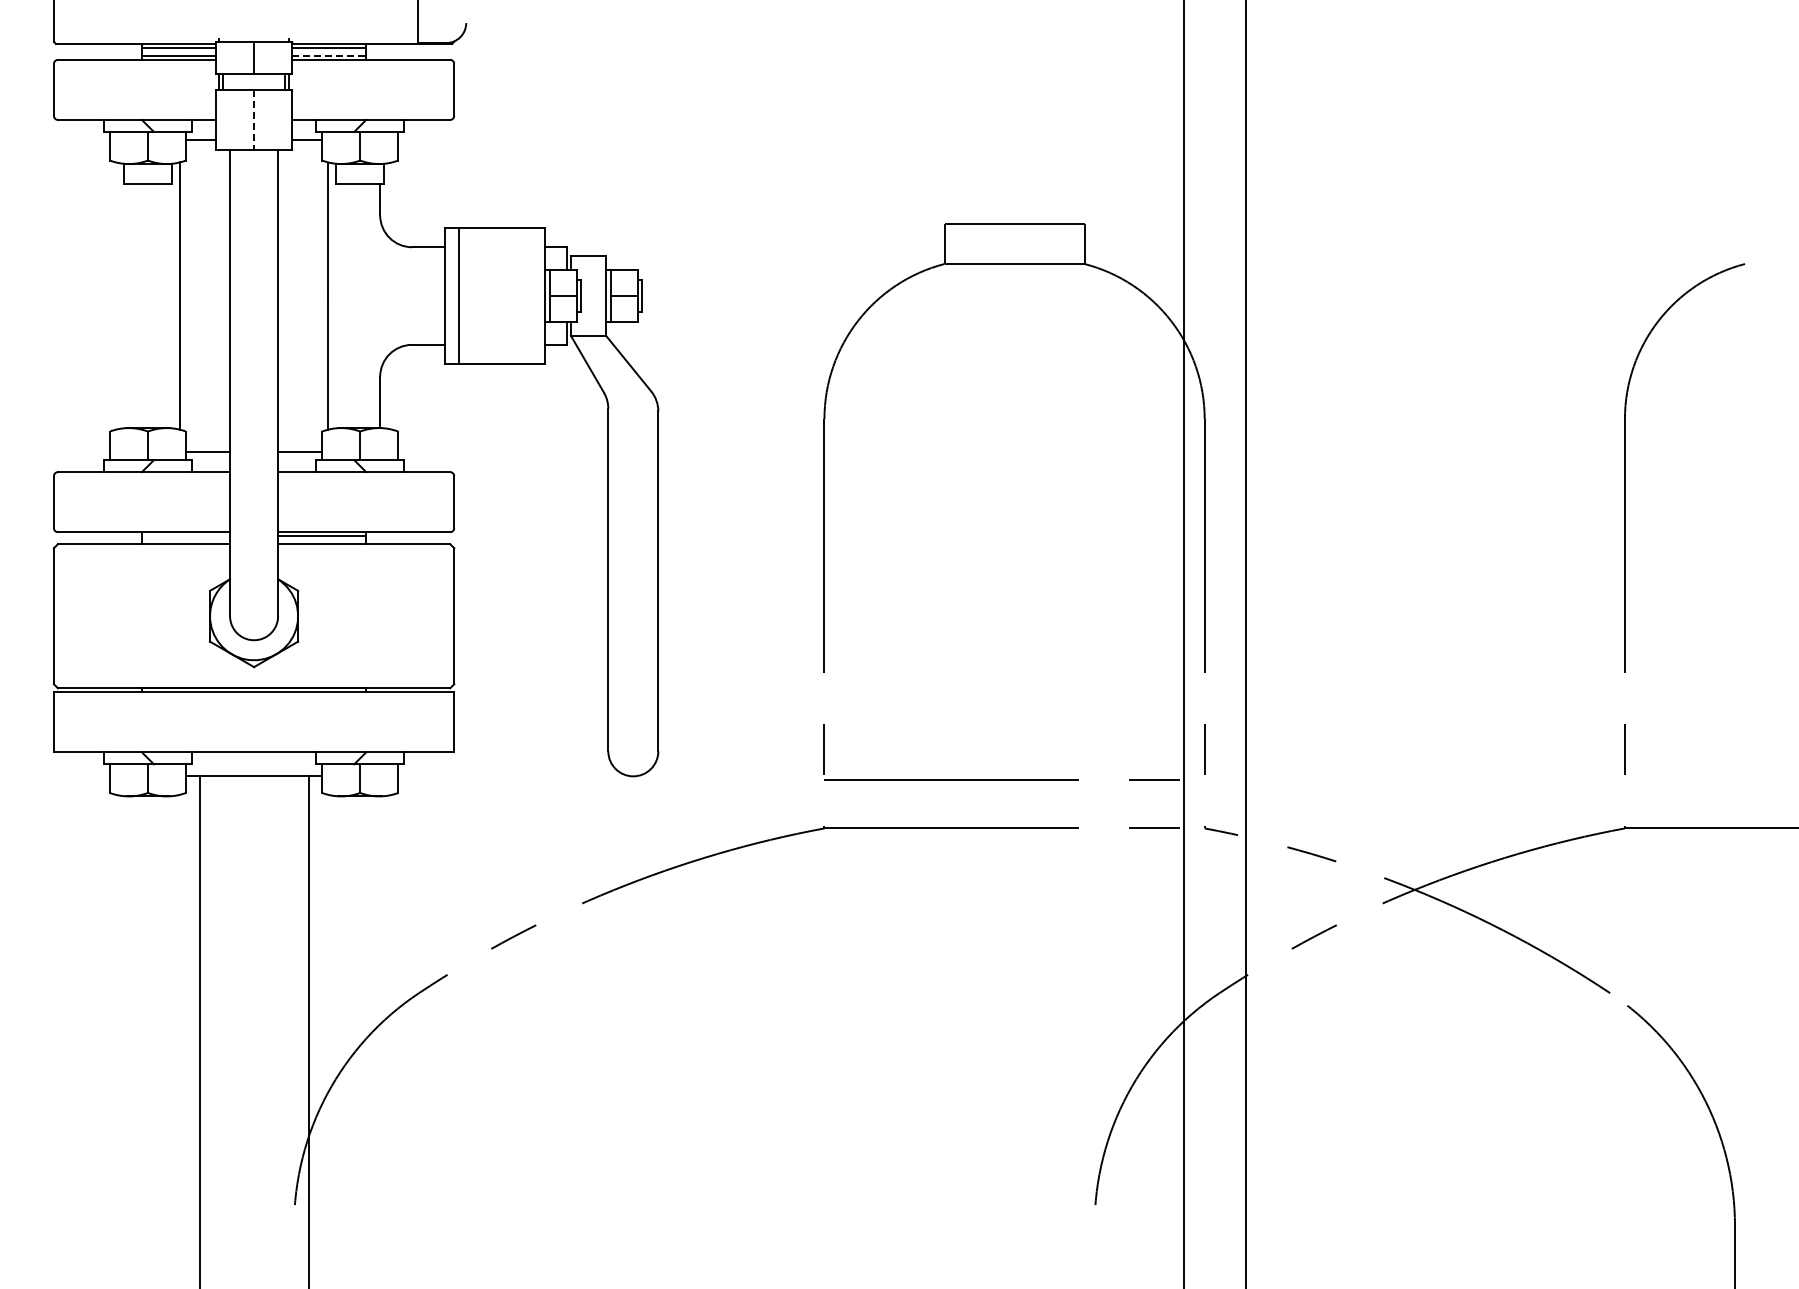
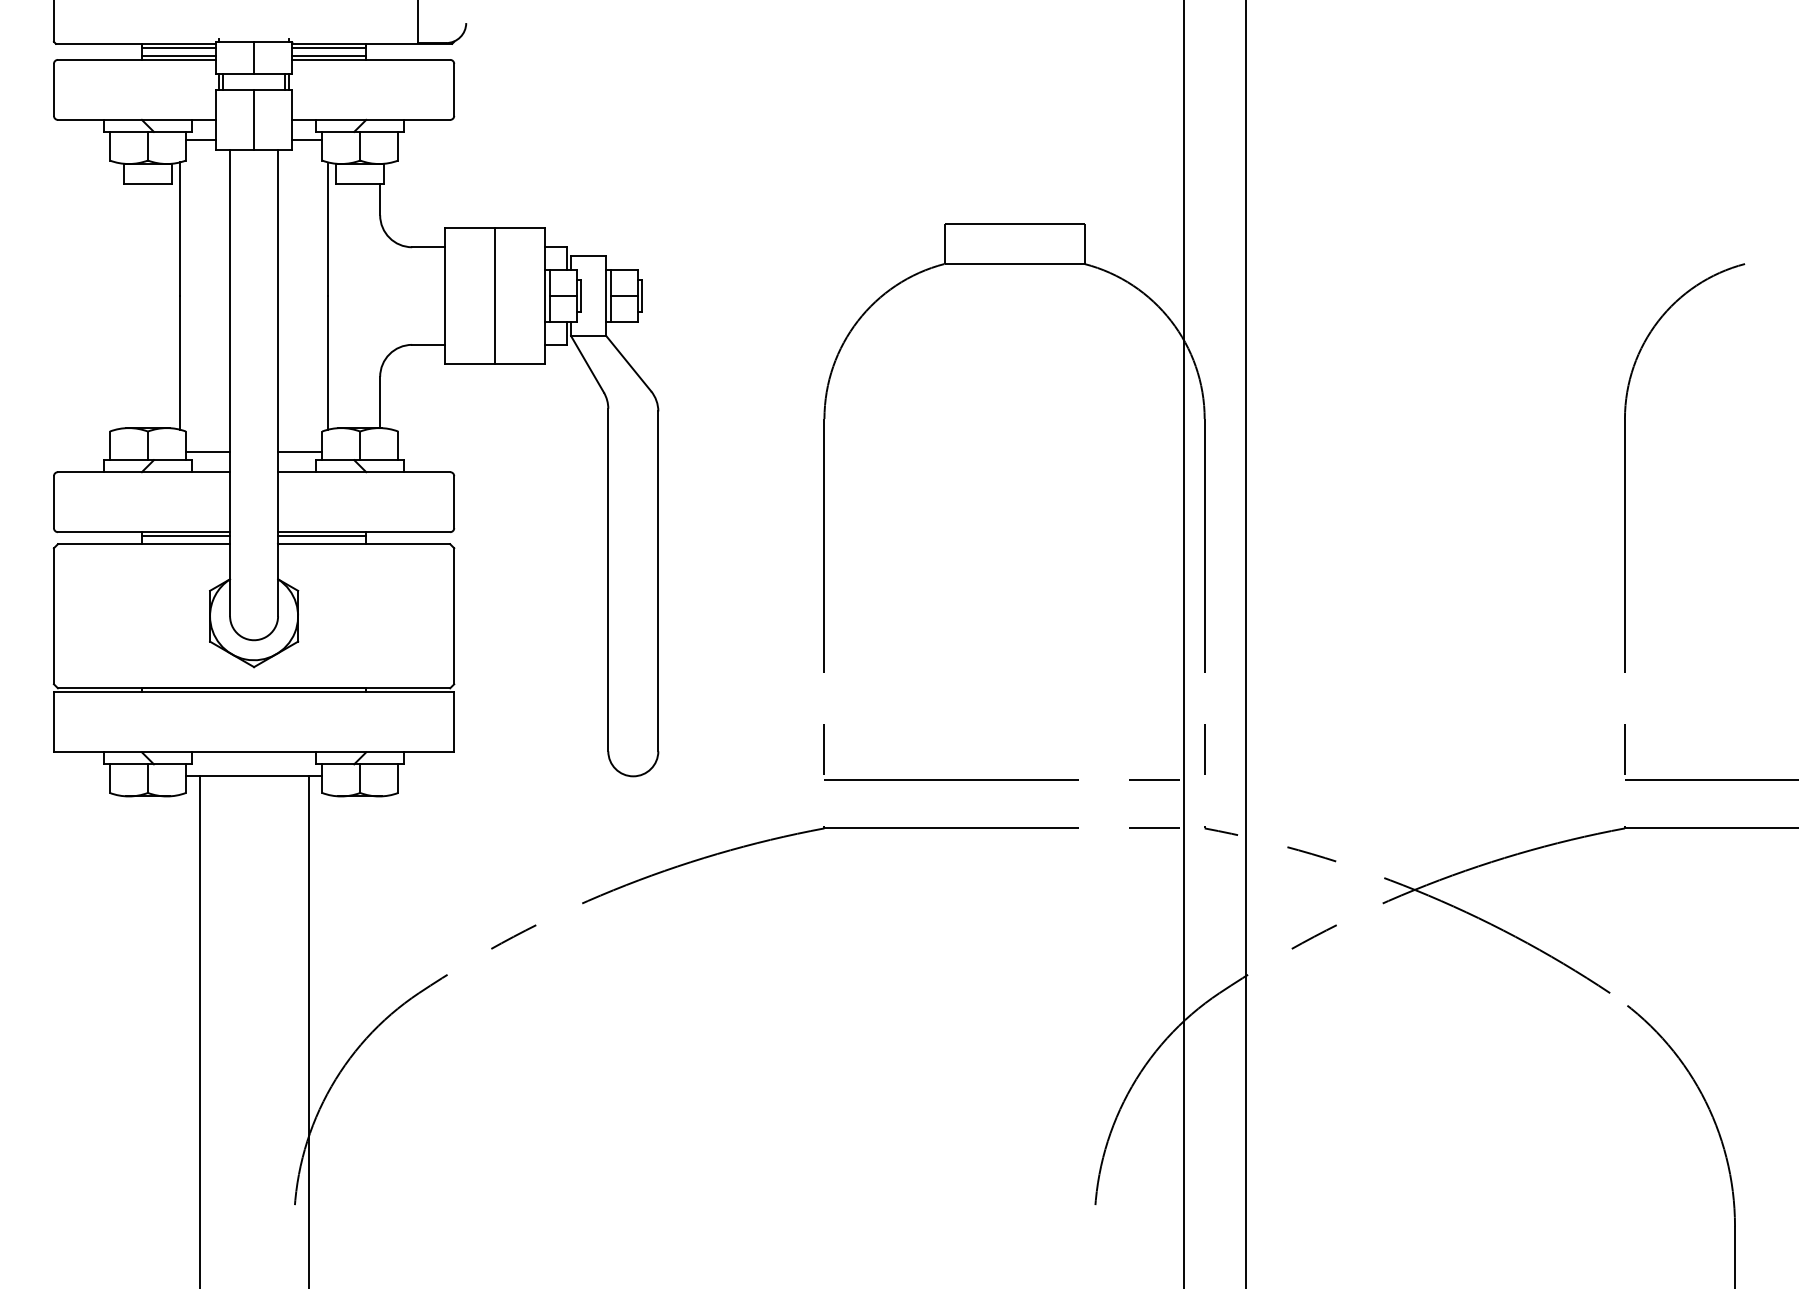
line: dashed -> solid (329, 55)
line: dashed -> solid (254, 120)
line position: (459, 296) -> (495, 296) (495, 296)
line: none -> present (186, 536)
line: none -> present (1709, 780)
